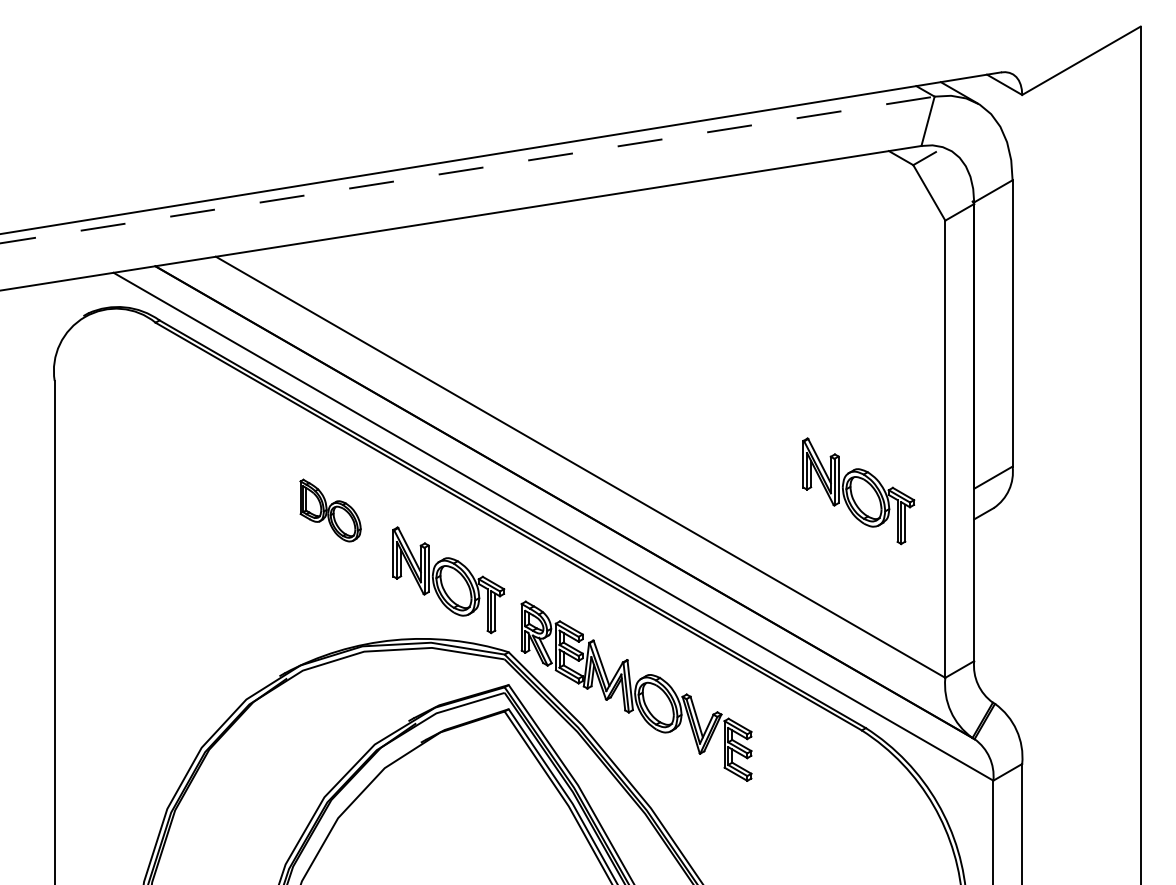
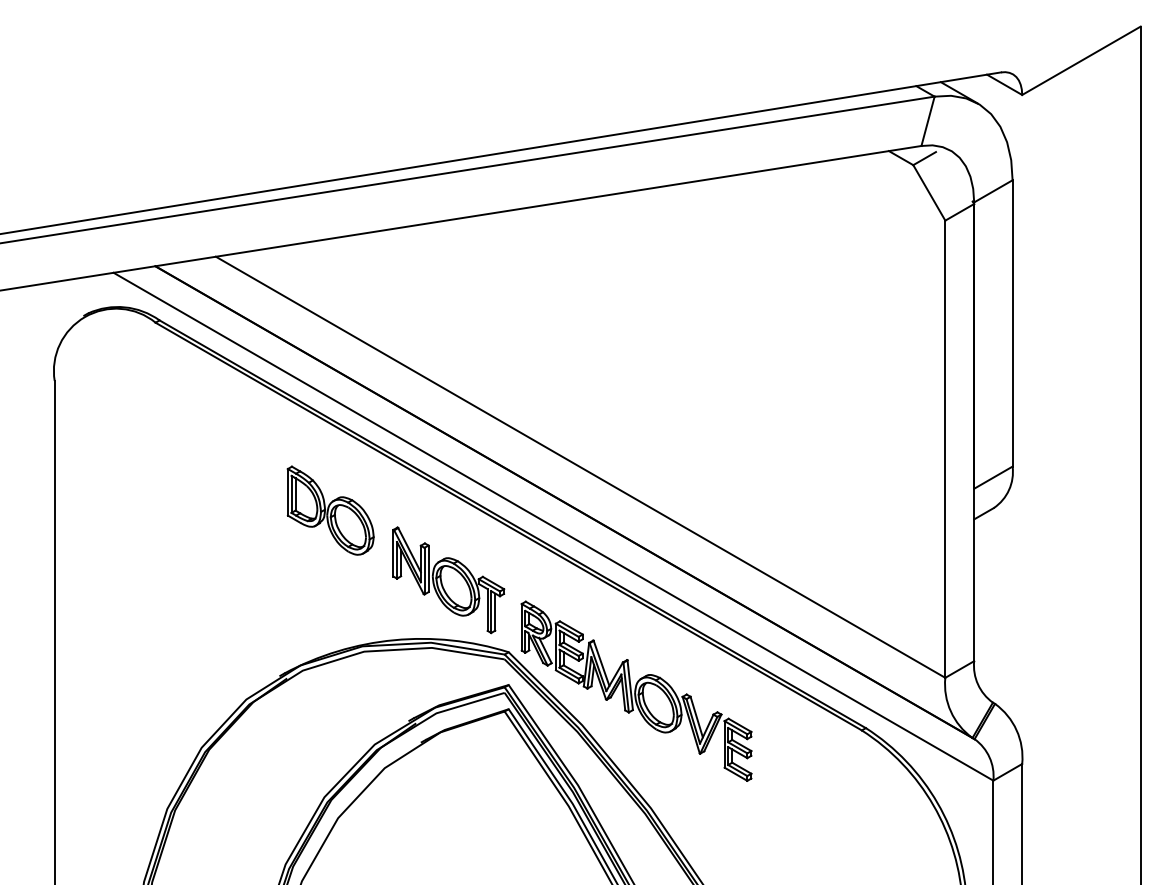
line: dashed -> solid (467, 170)
part: present -> none (858, 491)
part size: 63x65 px -> 89x91 px (330, 510)
